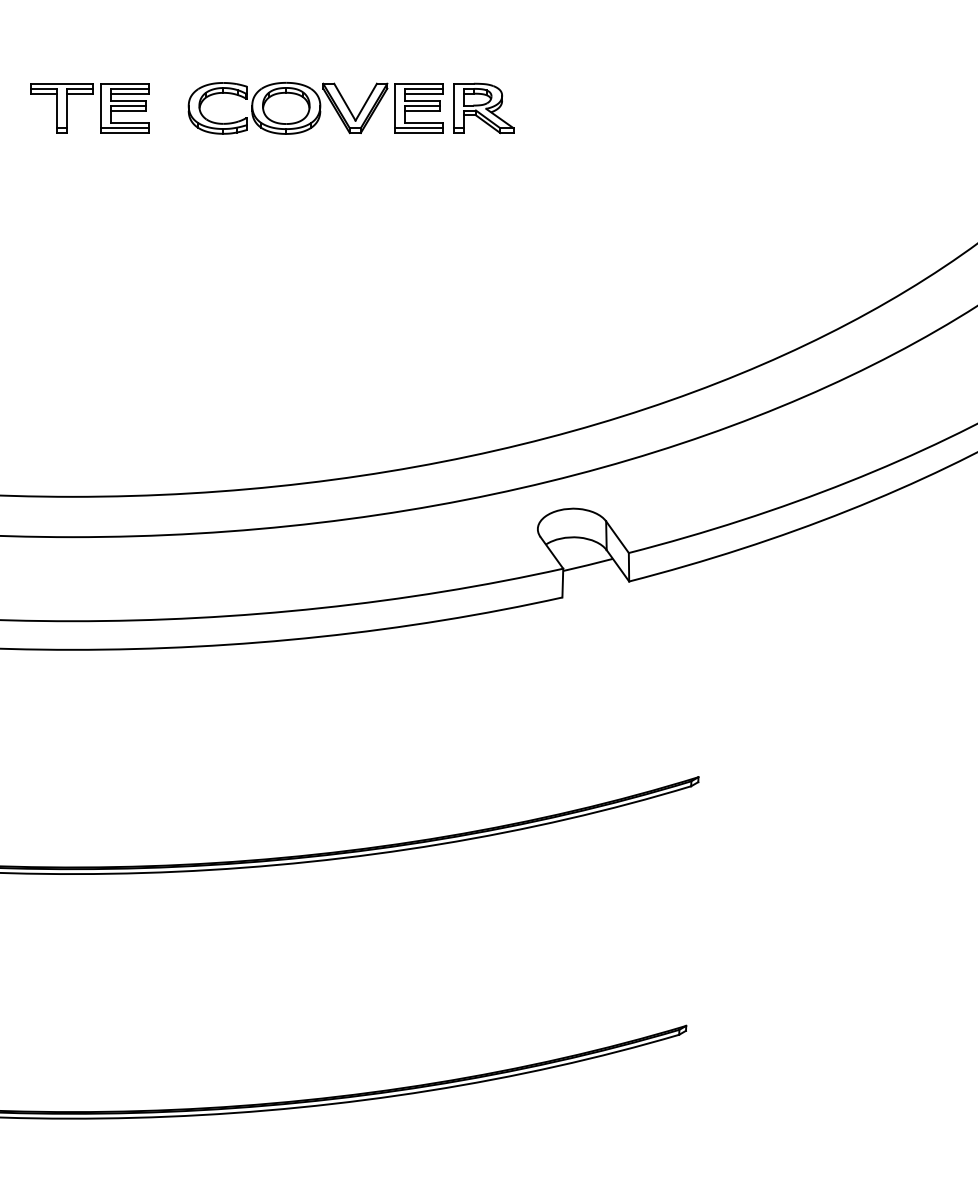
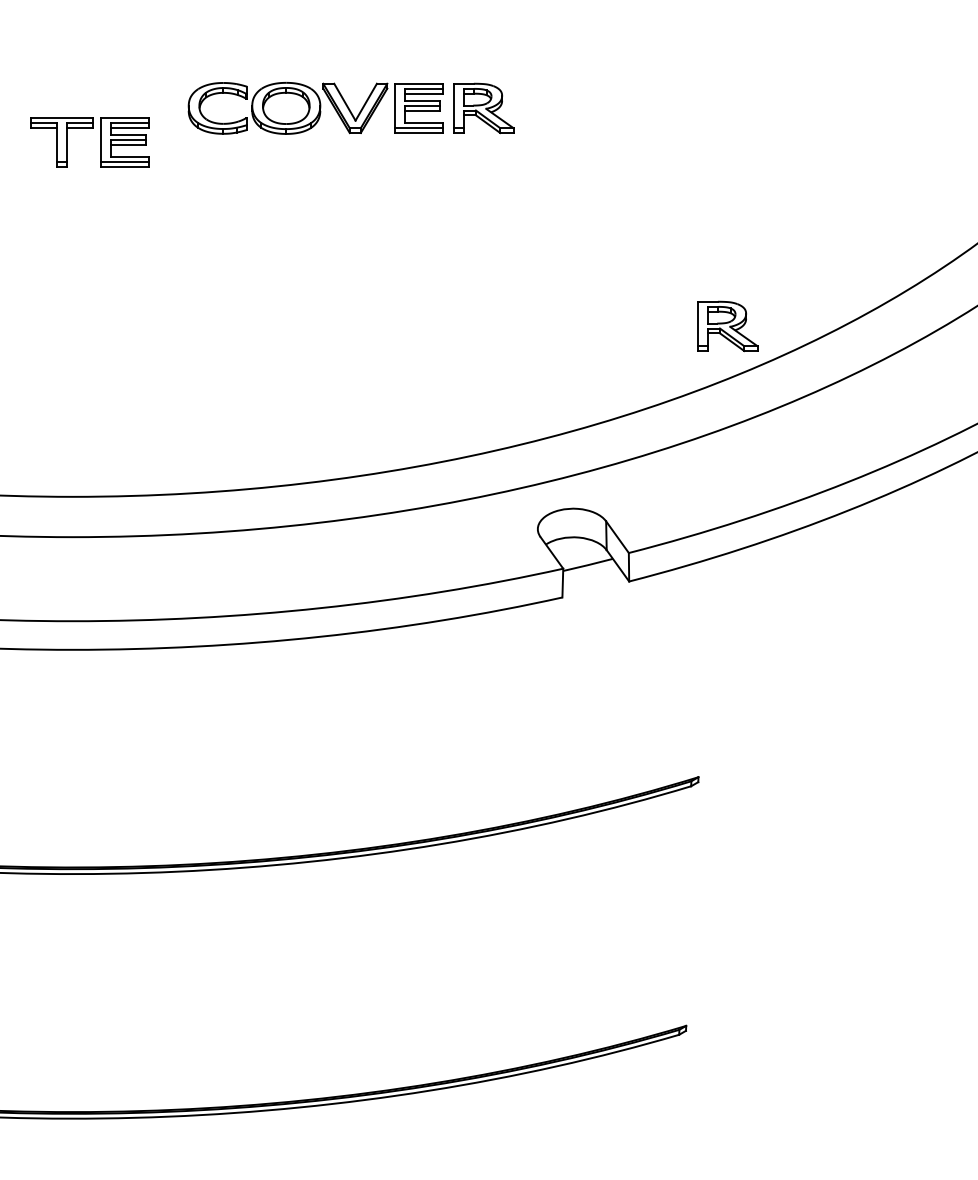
part position: (100, 108) -> (100, 142) (100, 142)
part: none -> present (727, 326)
